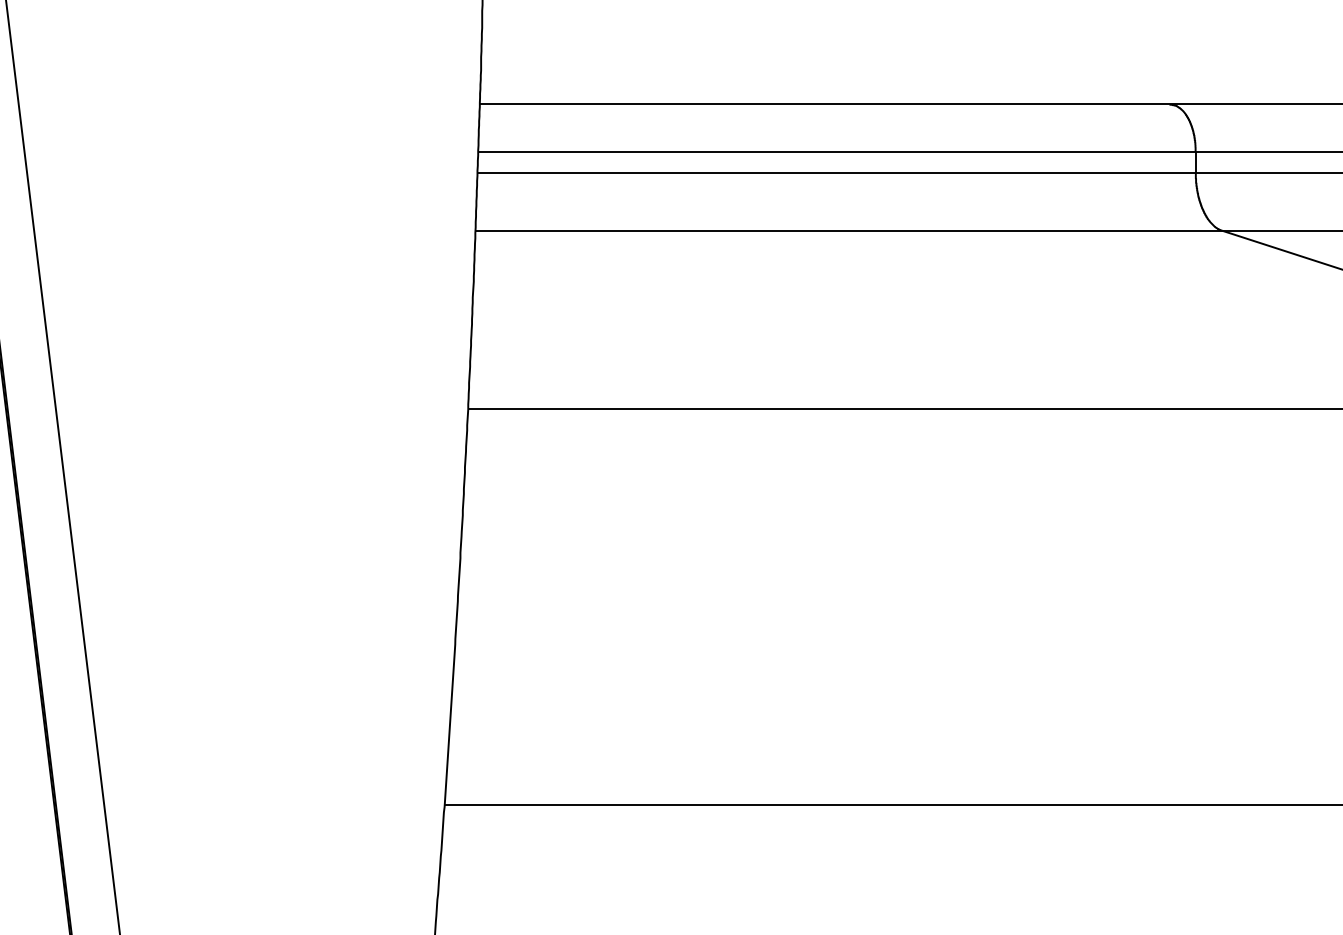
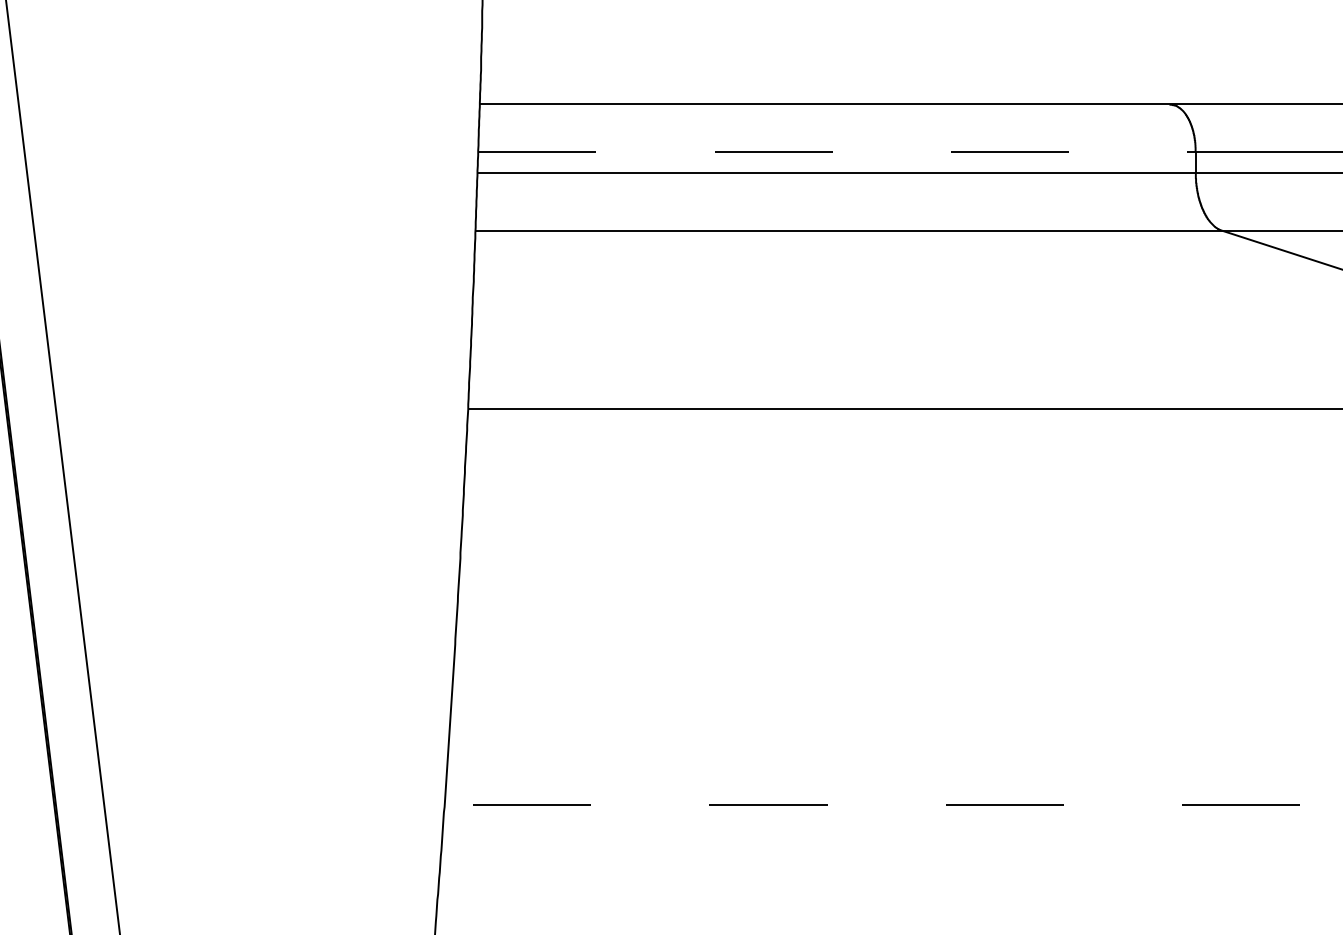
line: solid -> dashed (836, 151)
line: solid -> dashed (893, 804)
